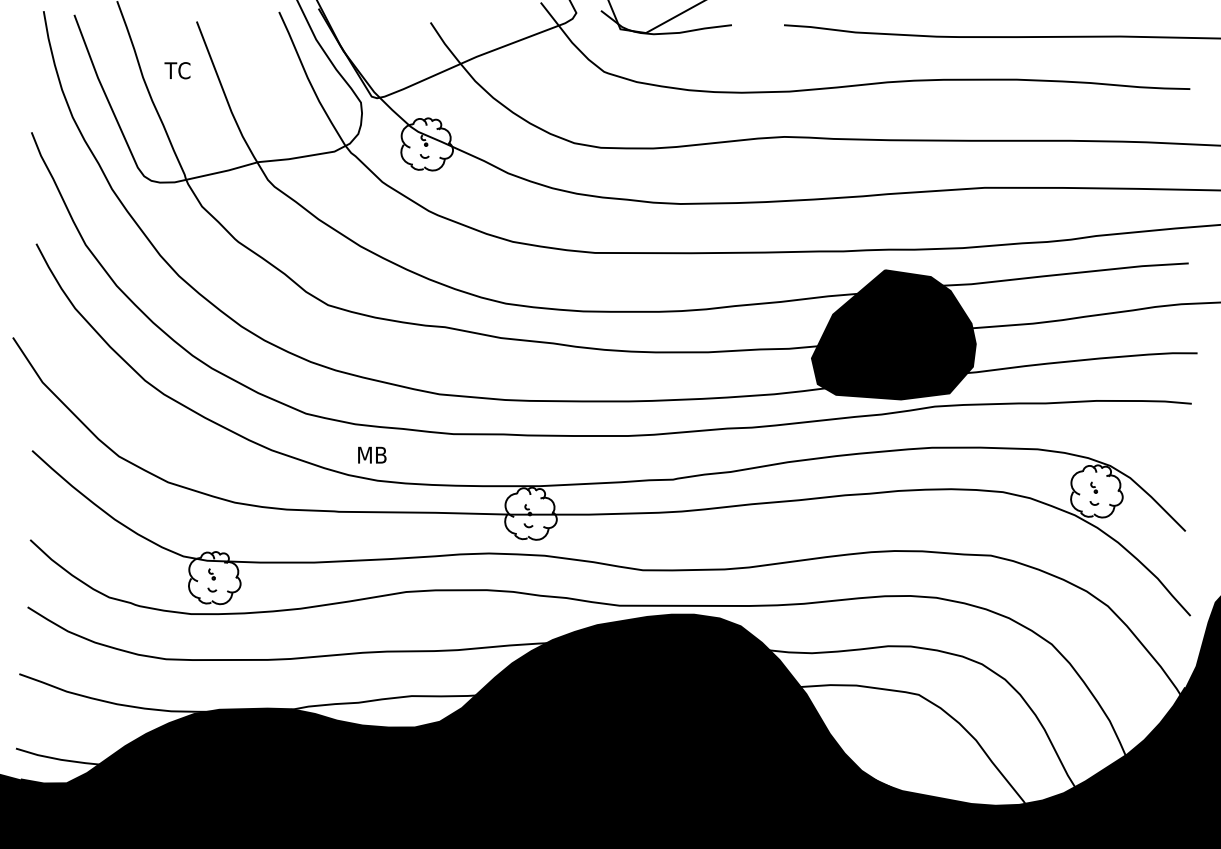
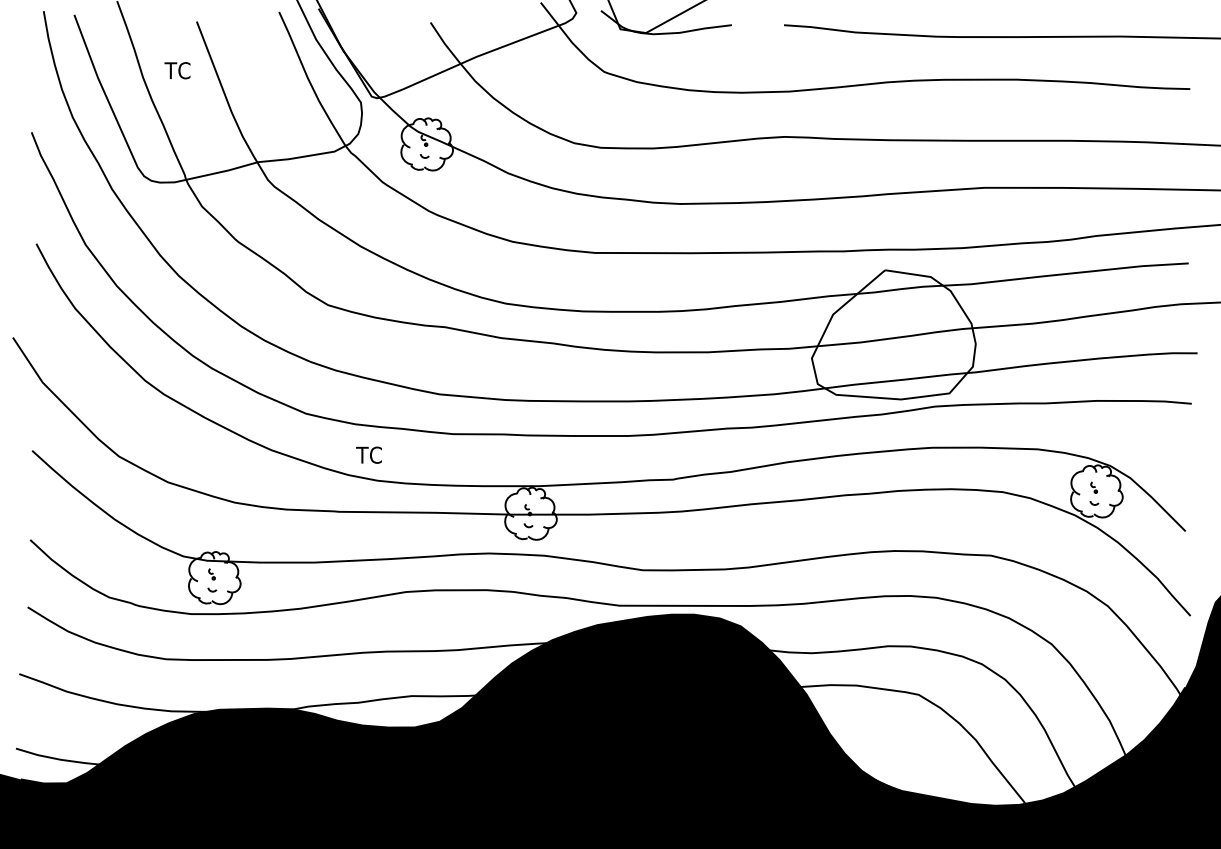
fill: present -> none (893, 334)
text: MB -> TC (371, 454)
